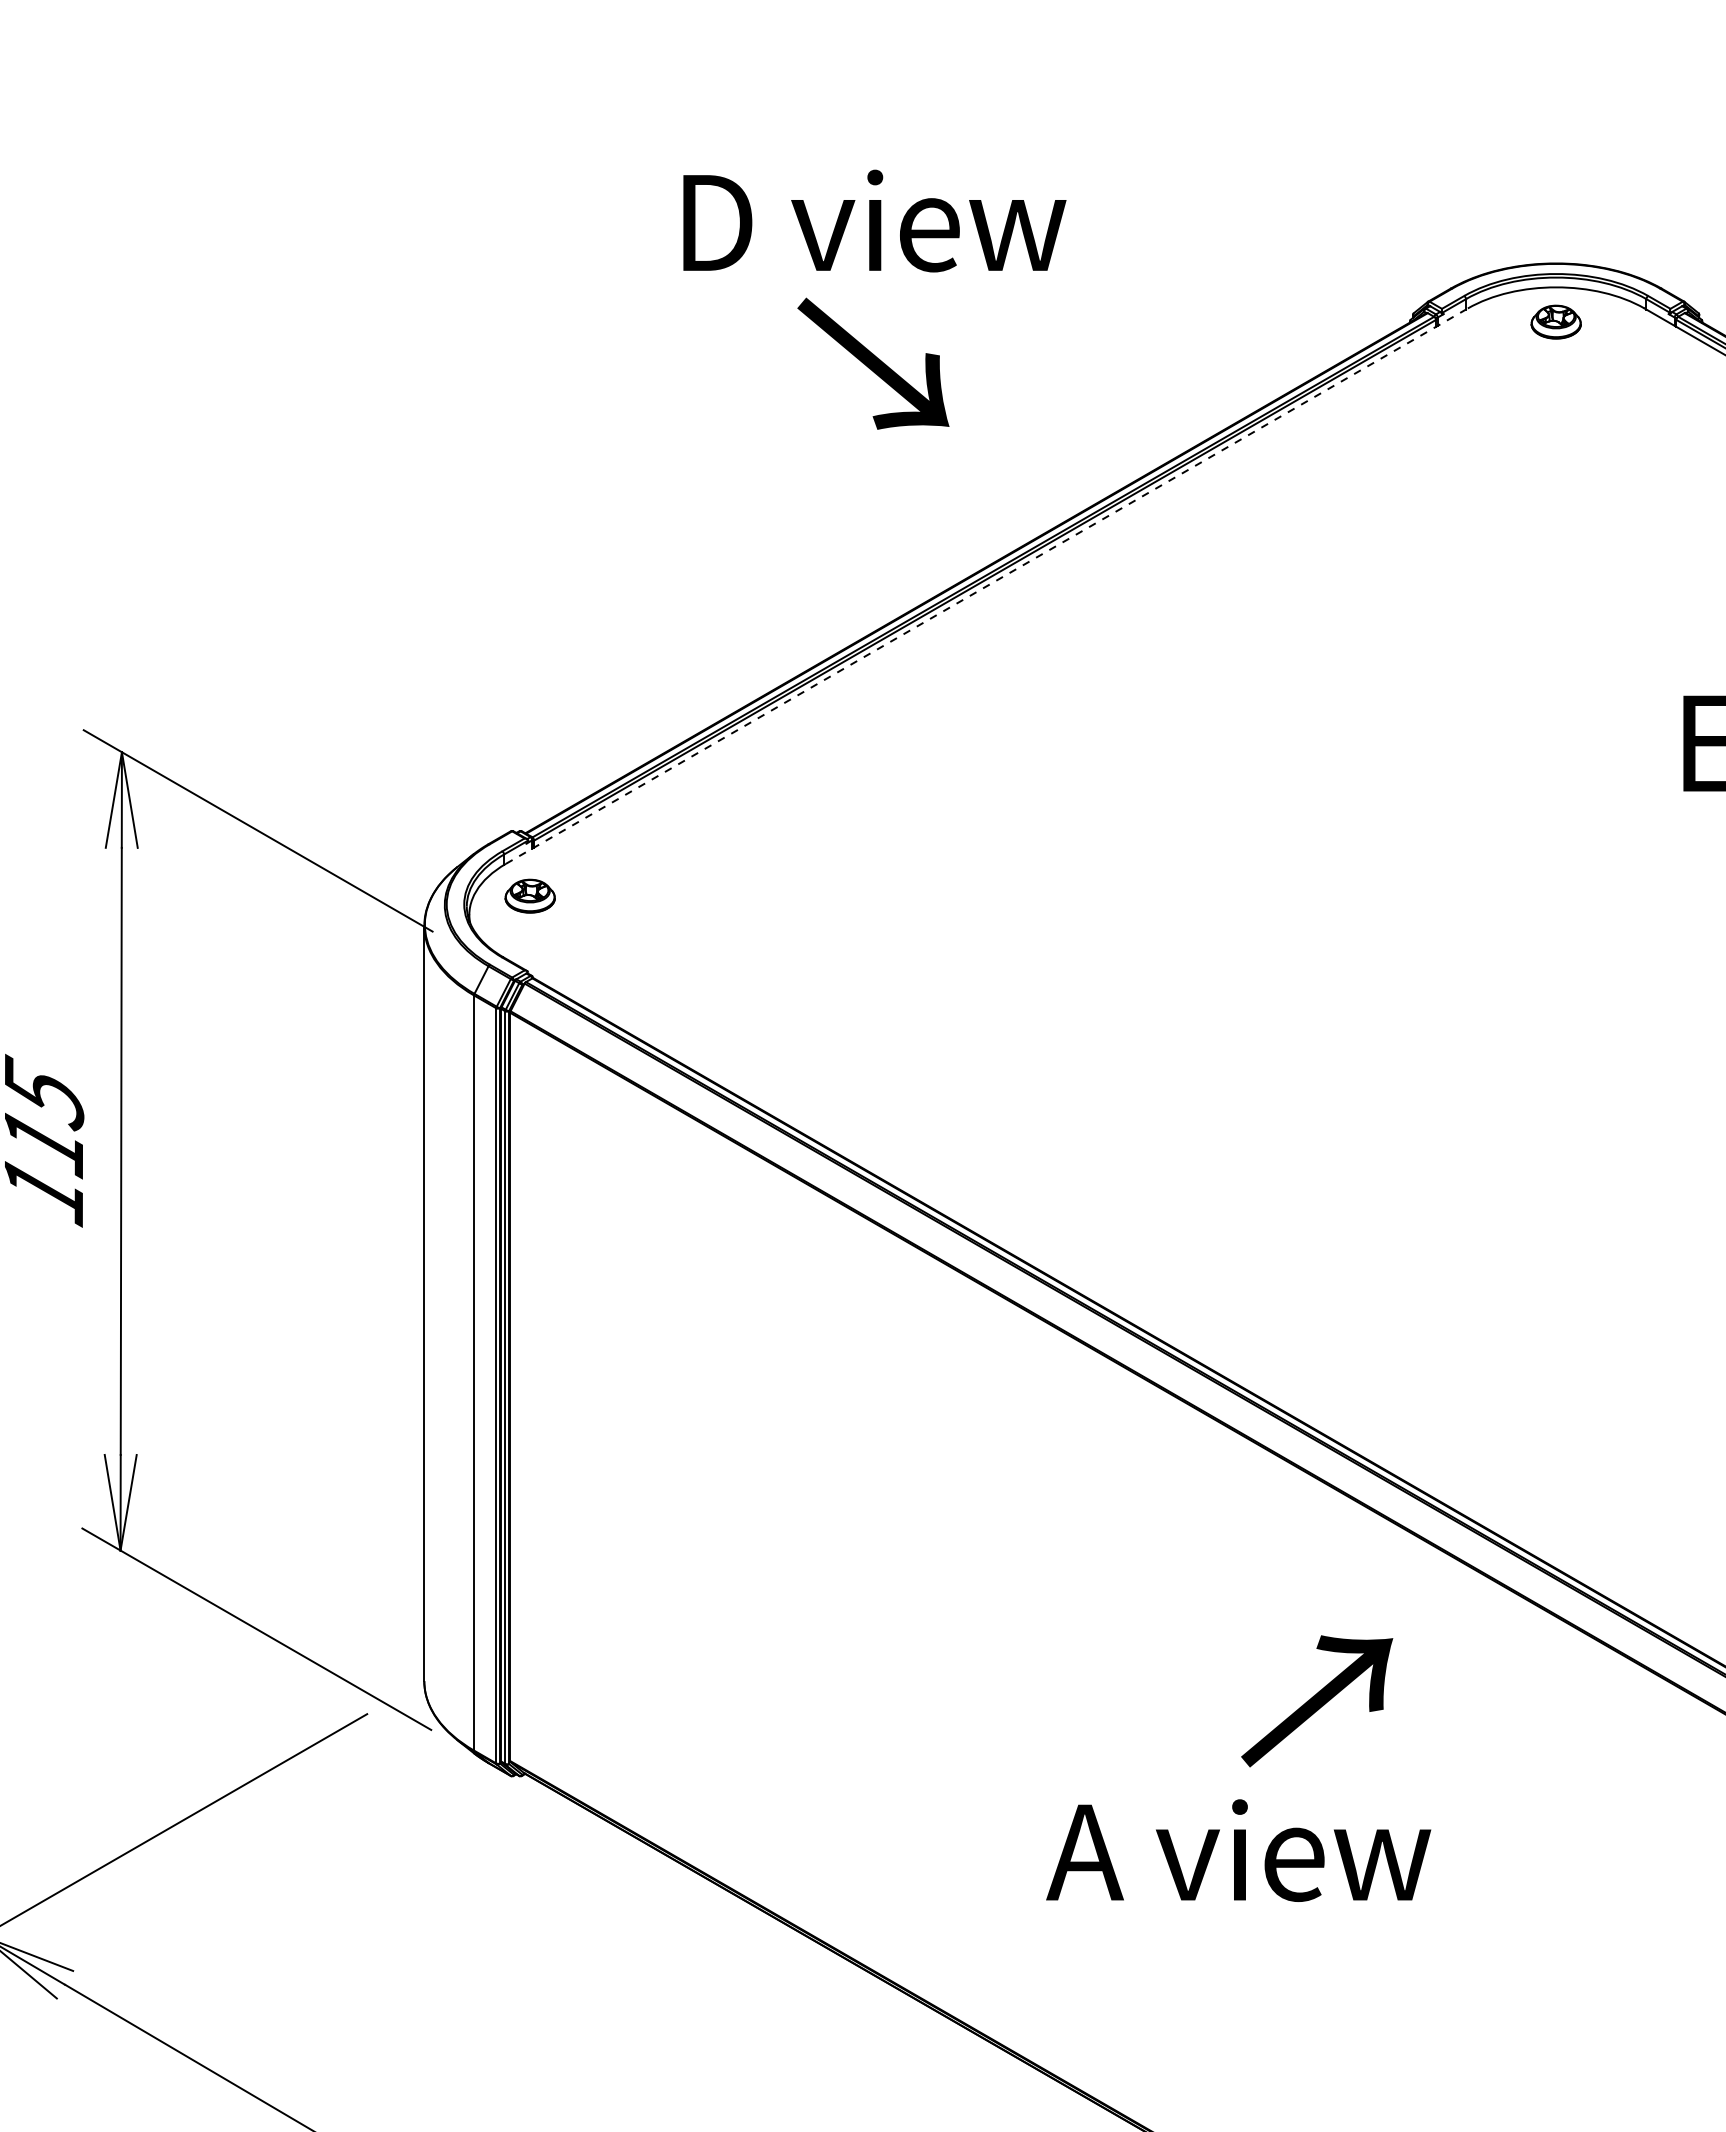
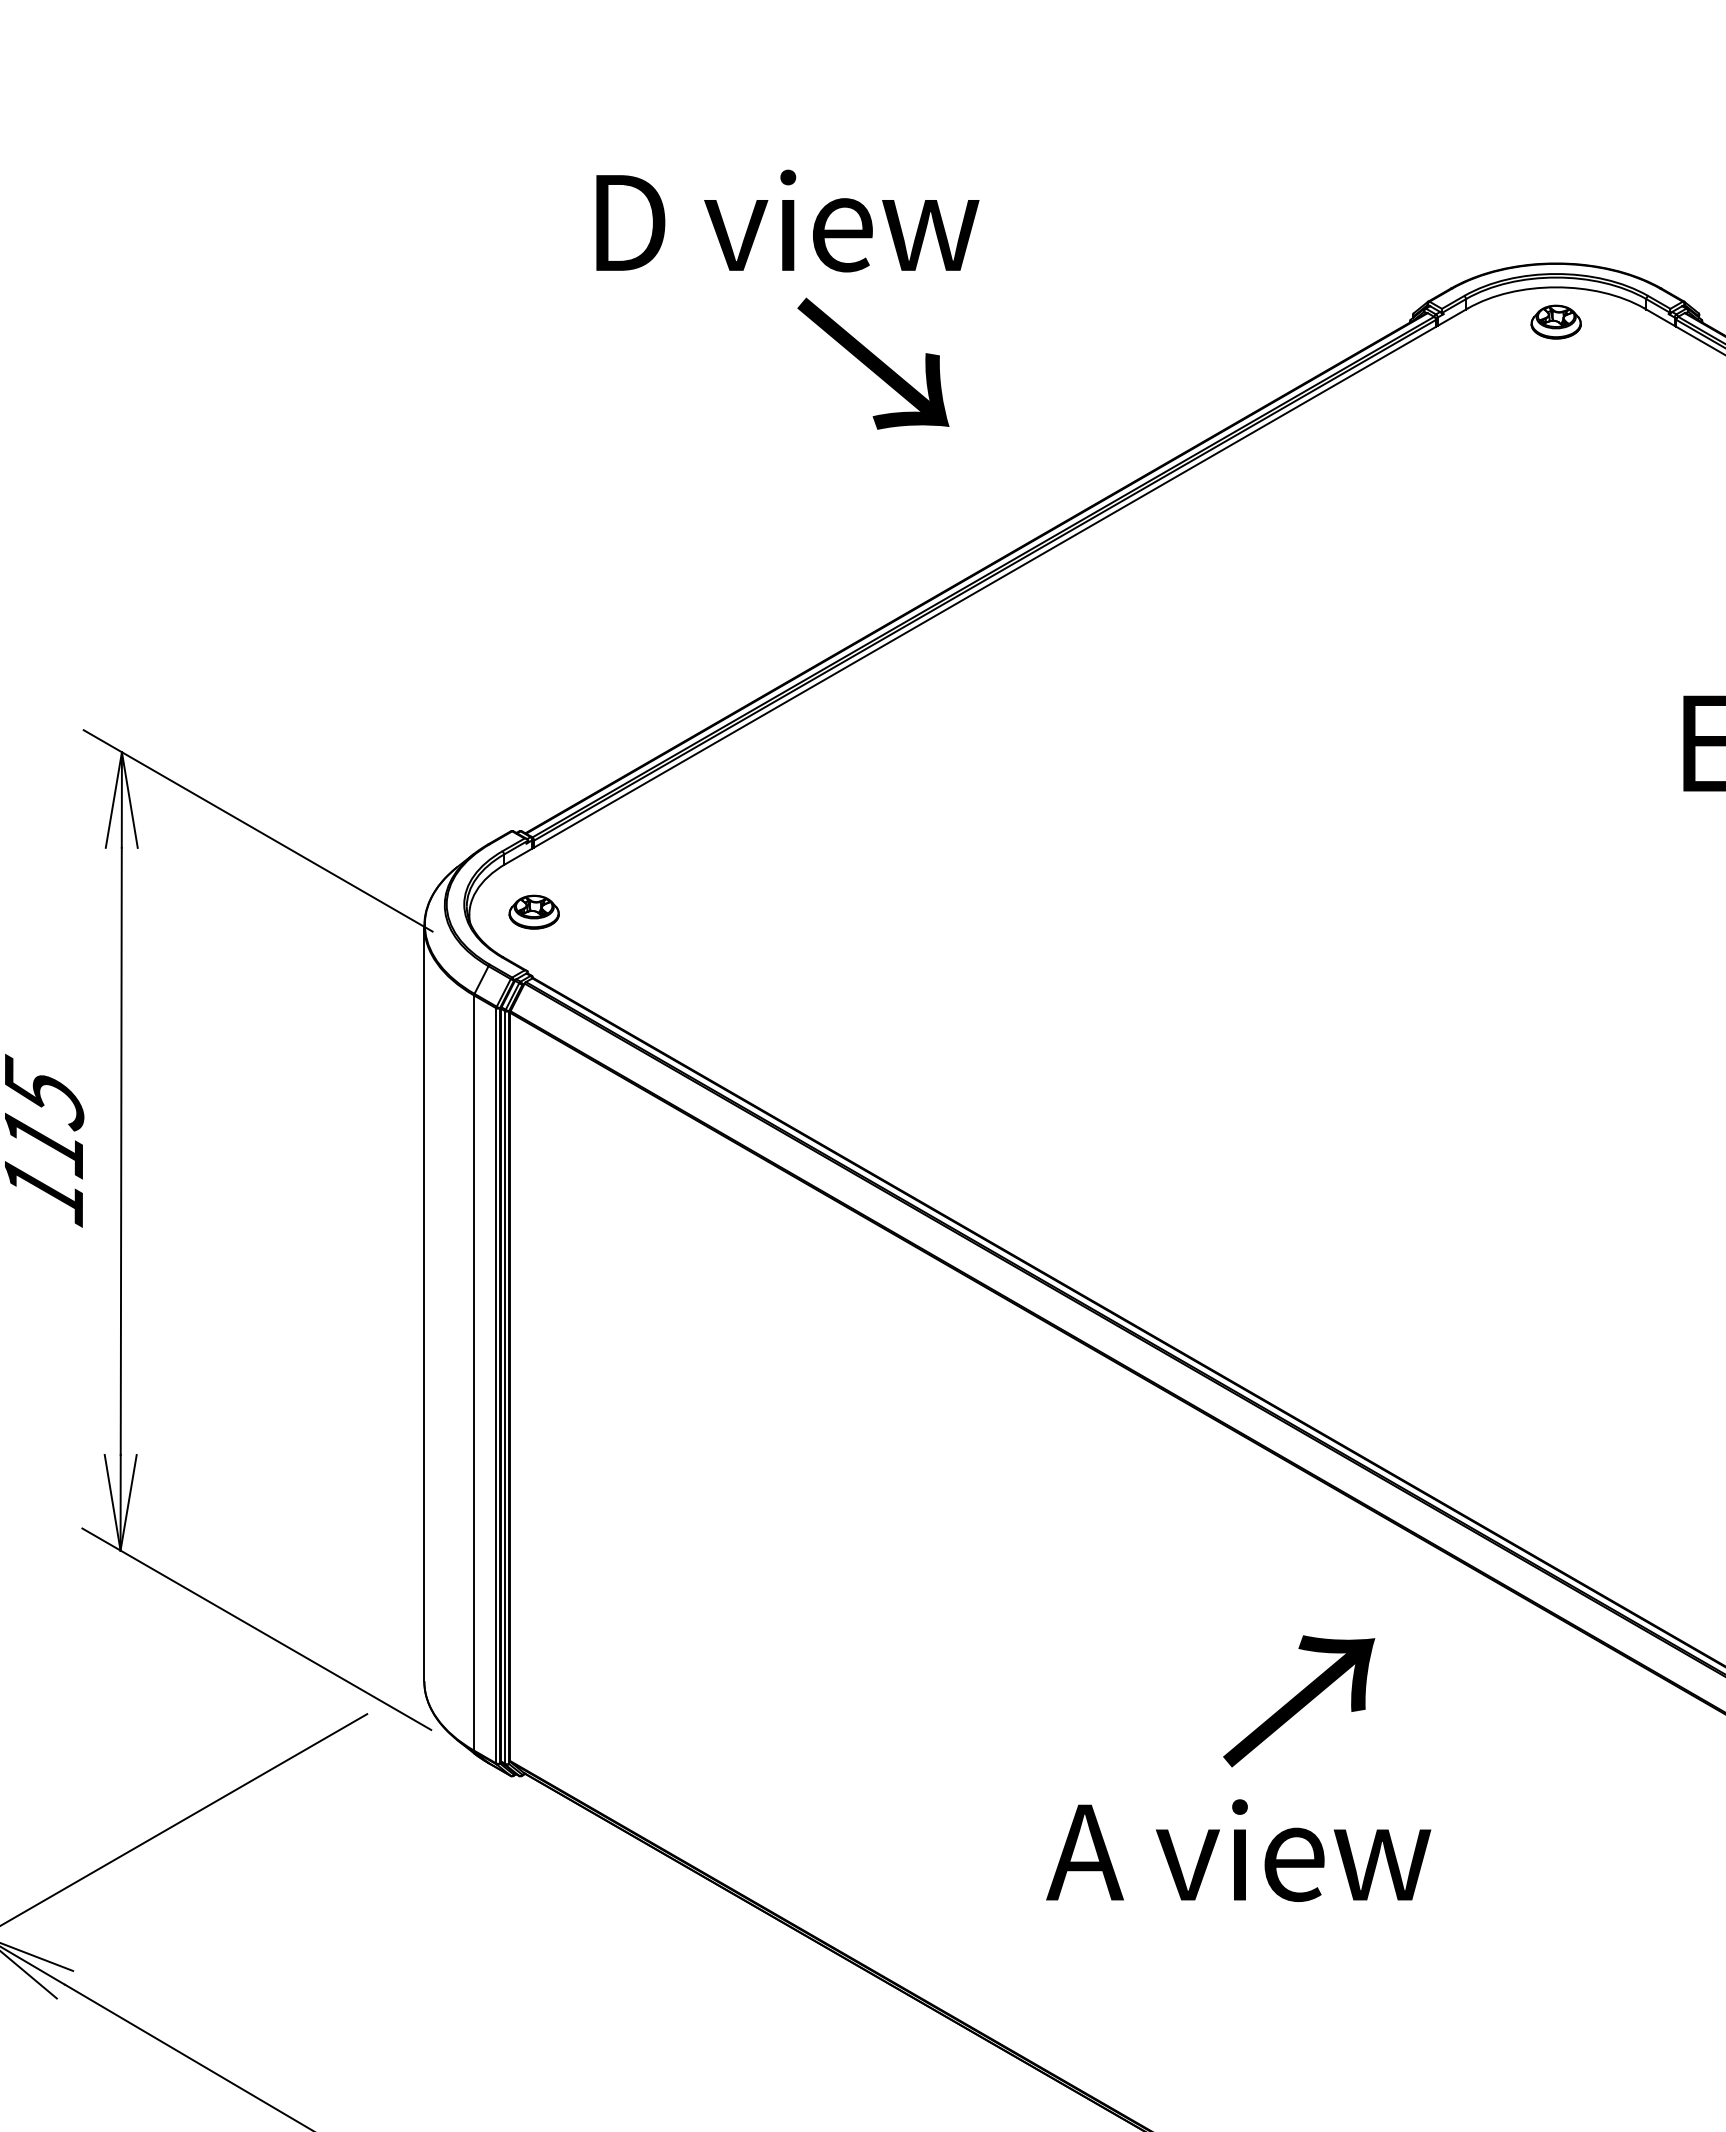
text position: (874, 220) -> (787, 220) (787, 220)
line: dashed -> solid (987, 585)
part position: (529, 895) -> (533, 911) (533, 911)
text position: (1317, 1701) -> (1299, 1701) (1299, 1701)
